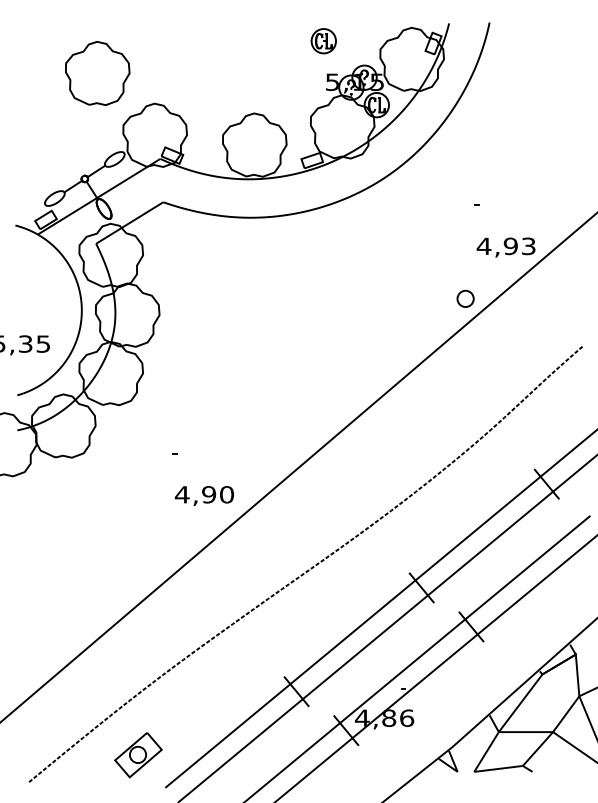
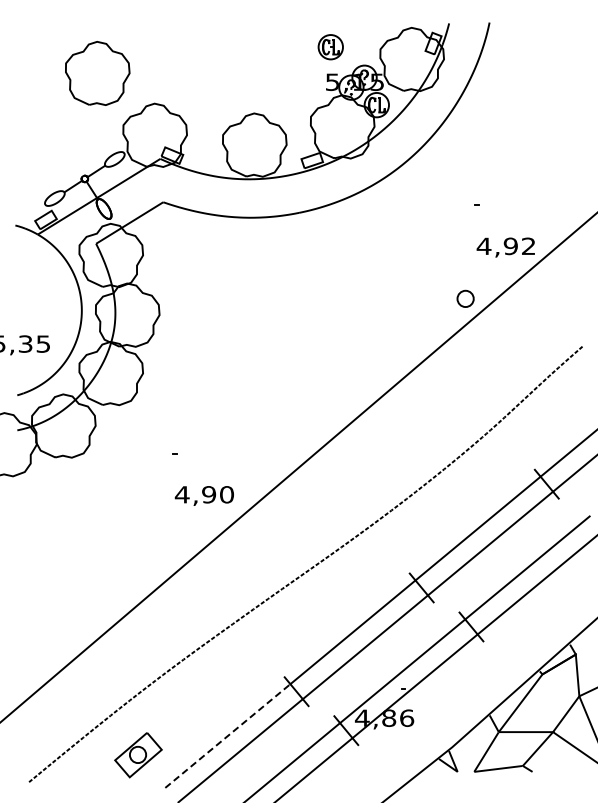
part position: (323, 41) -> (330, 47) (330, 47)
text: 4,93 -> 4,92 (528, 246)
line: solid -> dashed (228, 735)
